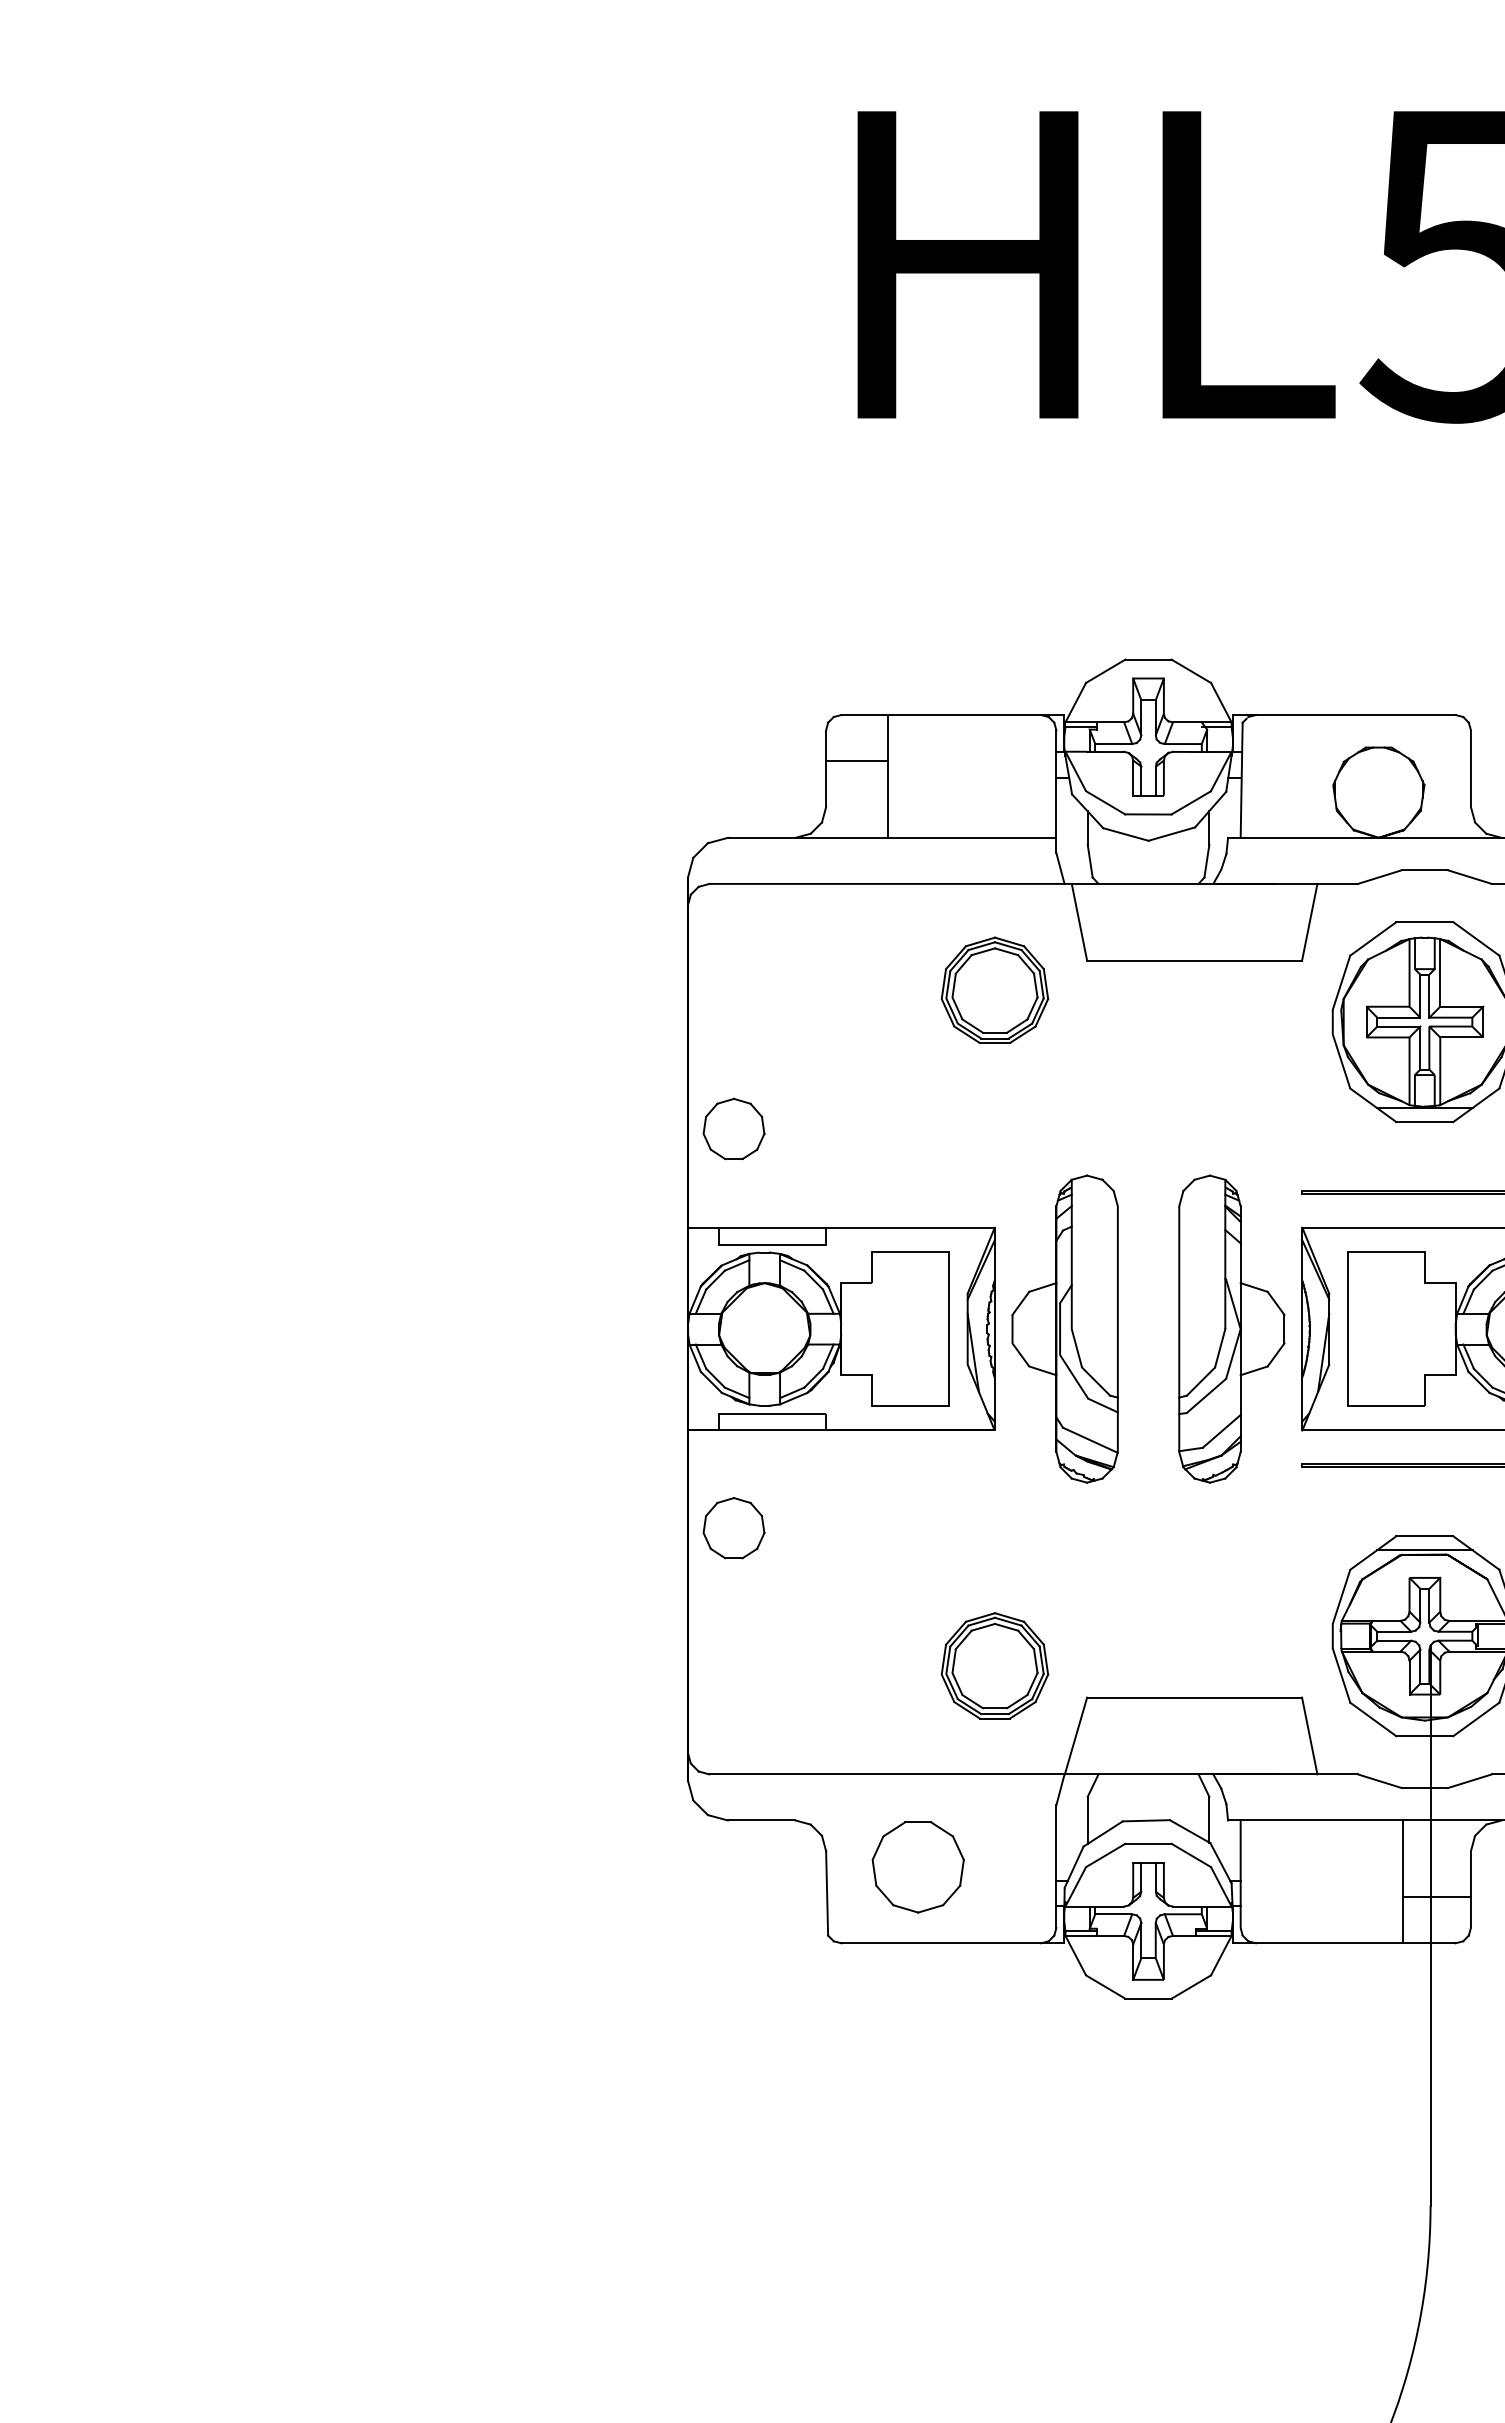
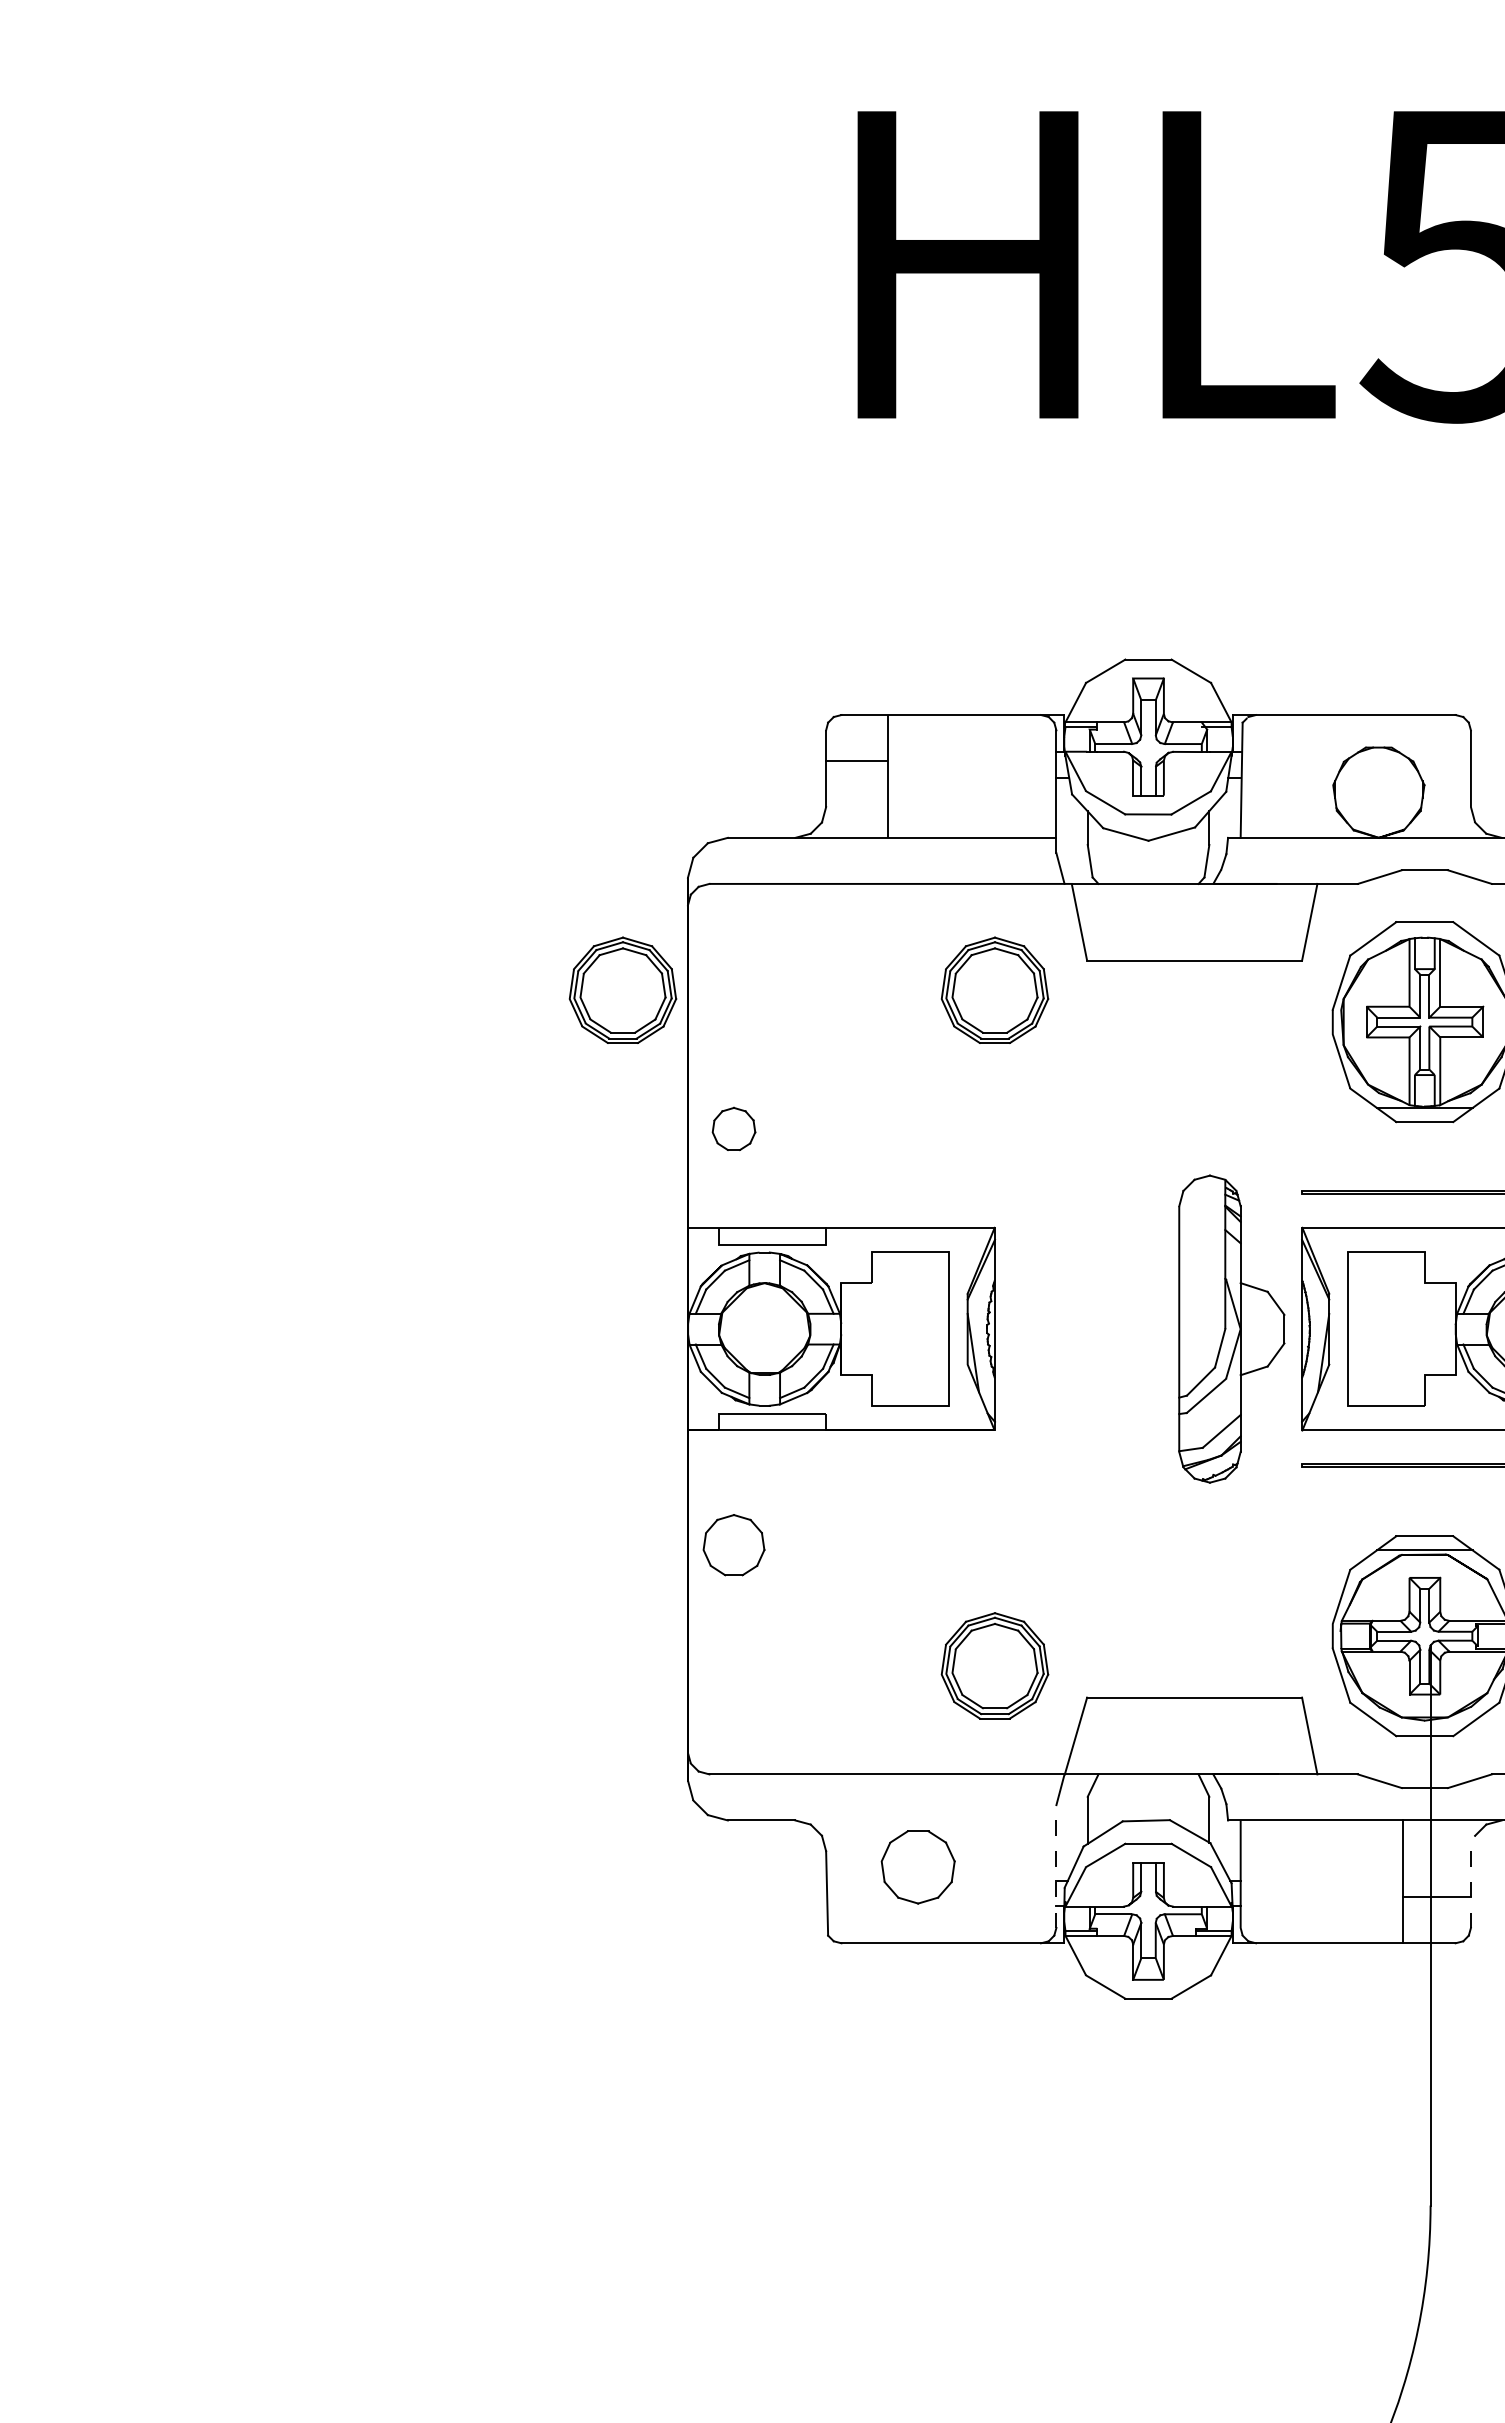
part: none -> present (622, 989)
part size: 64x64 px -> 46x45 px (733, 1128)
part: present -> none (1064, 1328)
part position: (733, 1528) -> (733, 1545) (733, 1545)
line: solid -> dashed (1056, 1866)
part size: 94x93 px -> 76x75 px (917, 1867)
line: solid -> dashed (1470, 1881)
